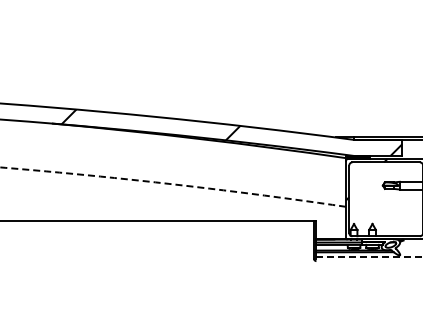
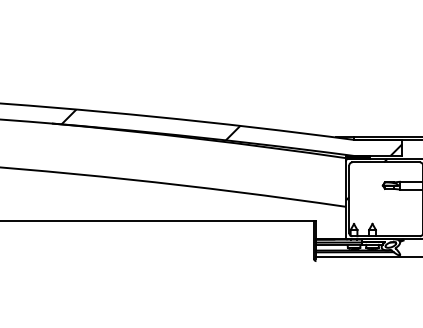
arc: dashed -> solid (173, 184)
line: dashed -> solid (369, 257)
